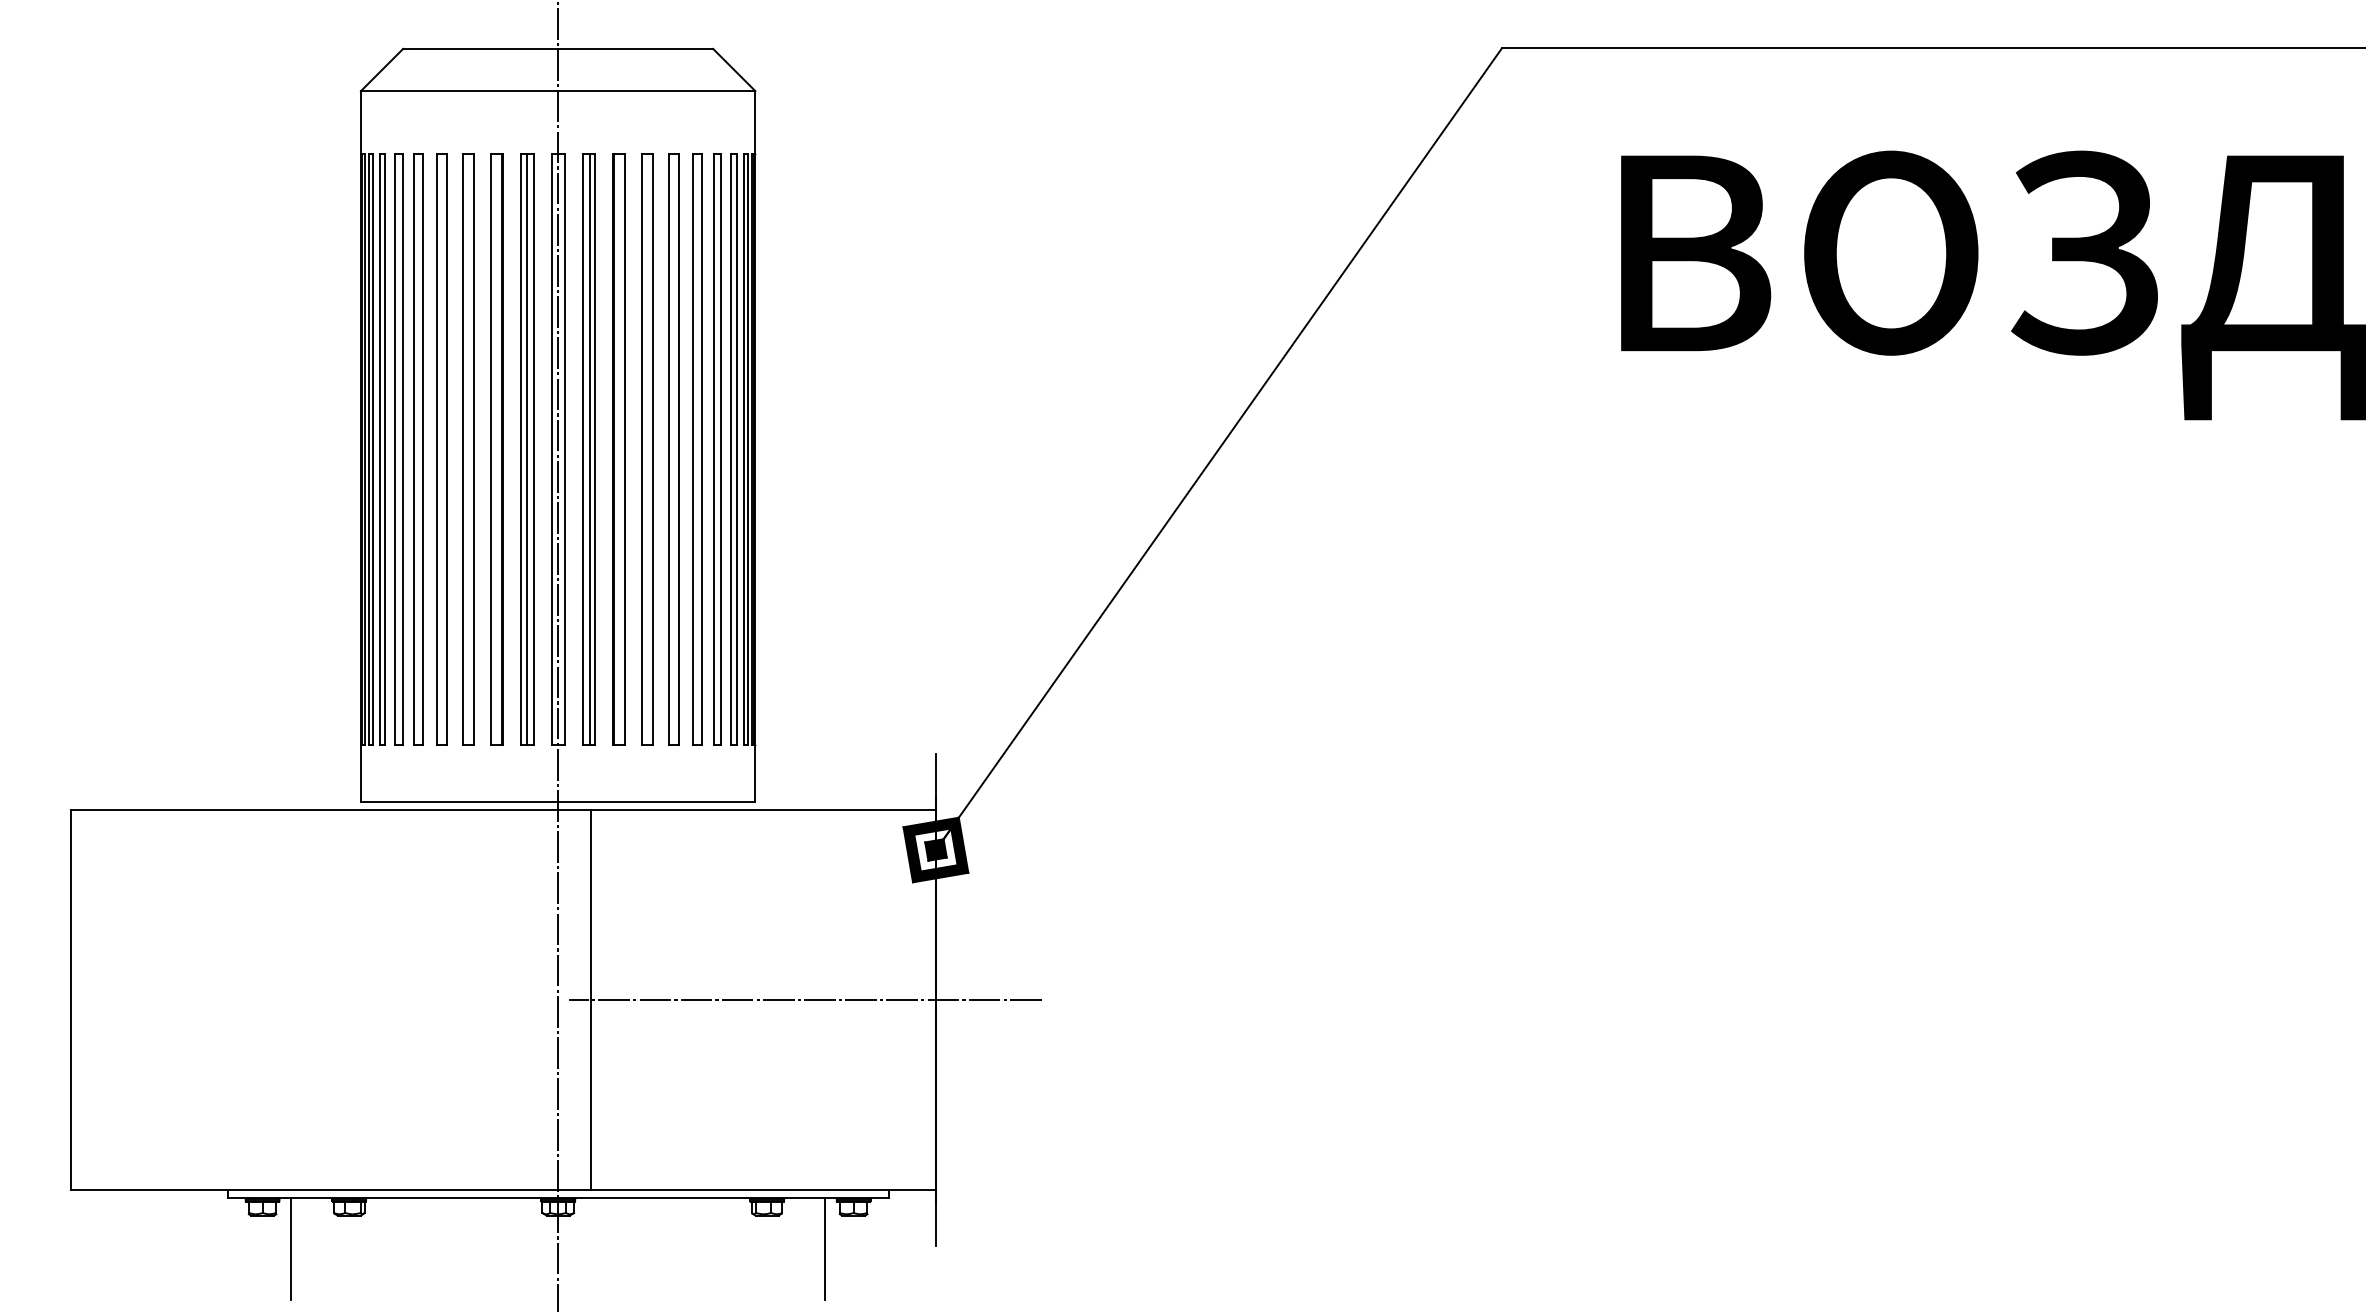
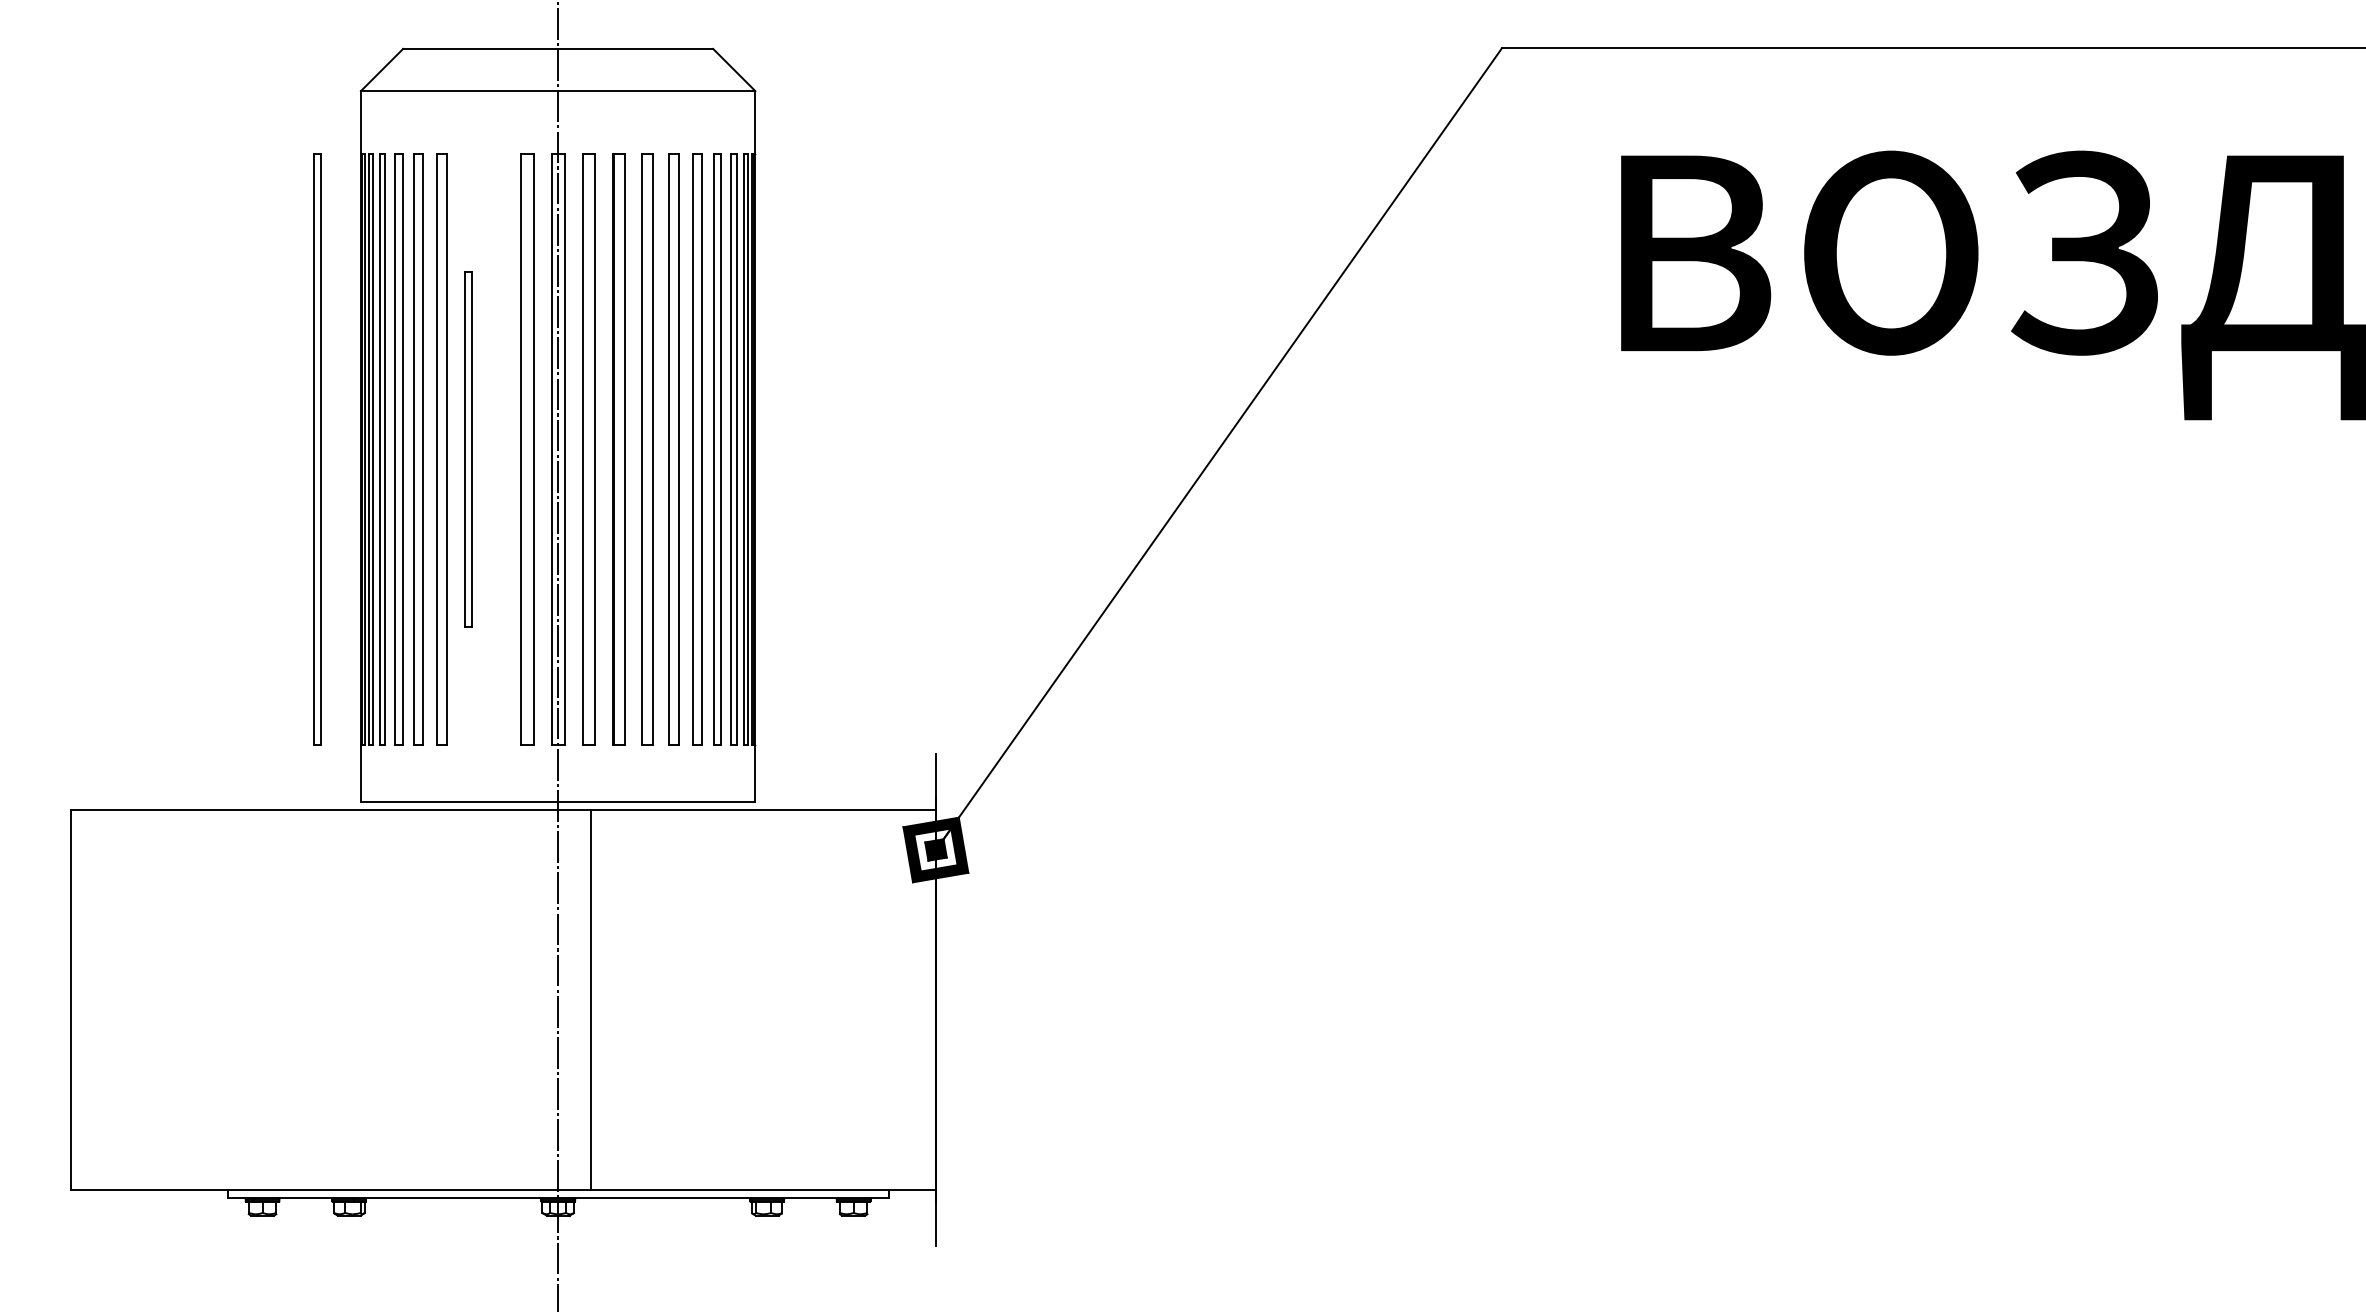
part: none -> present (317, 449)
part size: 13x593 px -> 9x357 px (468, 449)
part: present -> none (496, 449)
line: present -> none (526, 449)
line: present -> none (589, 449)
line: present -> none (804, 999)
line: present -> none (291, 1248)
line: present -> none (825, 1248)
